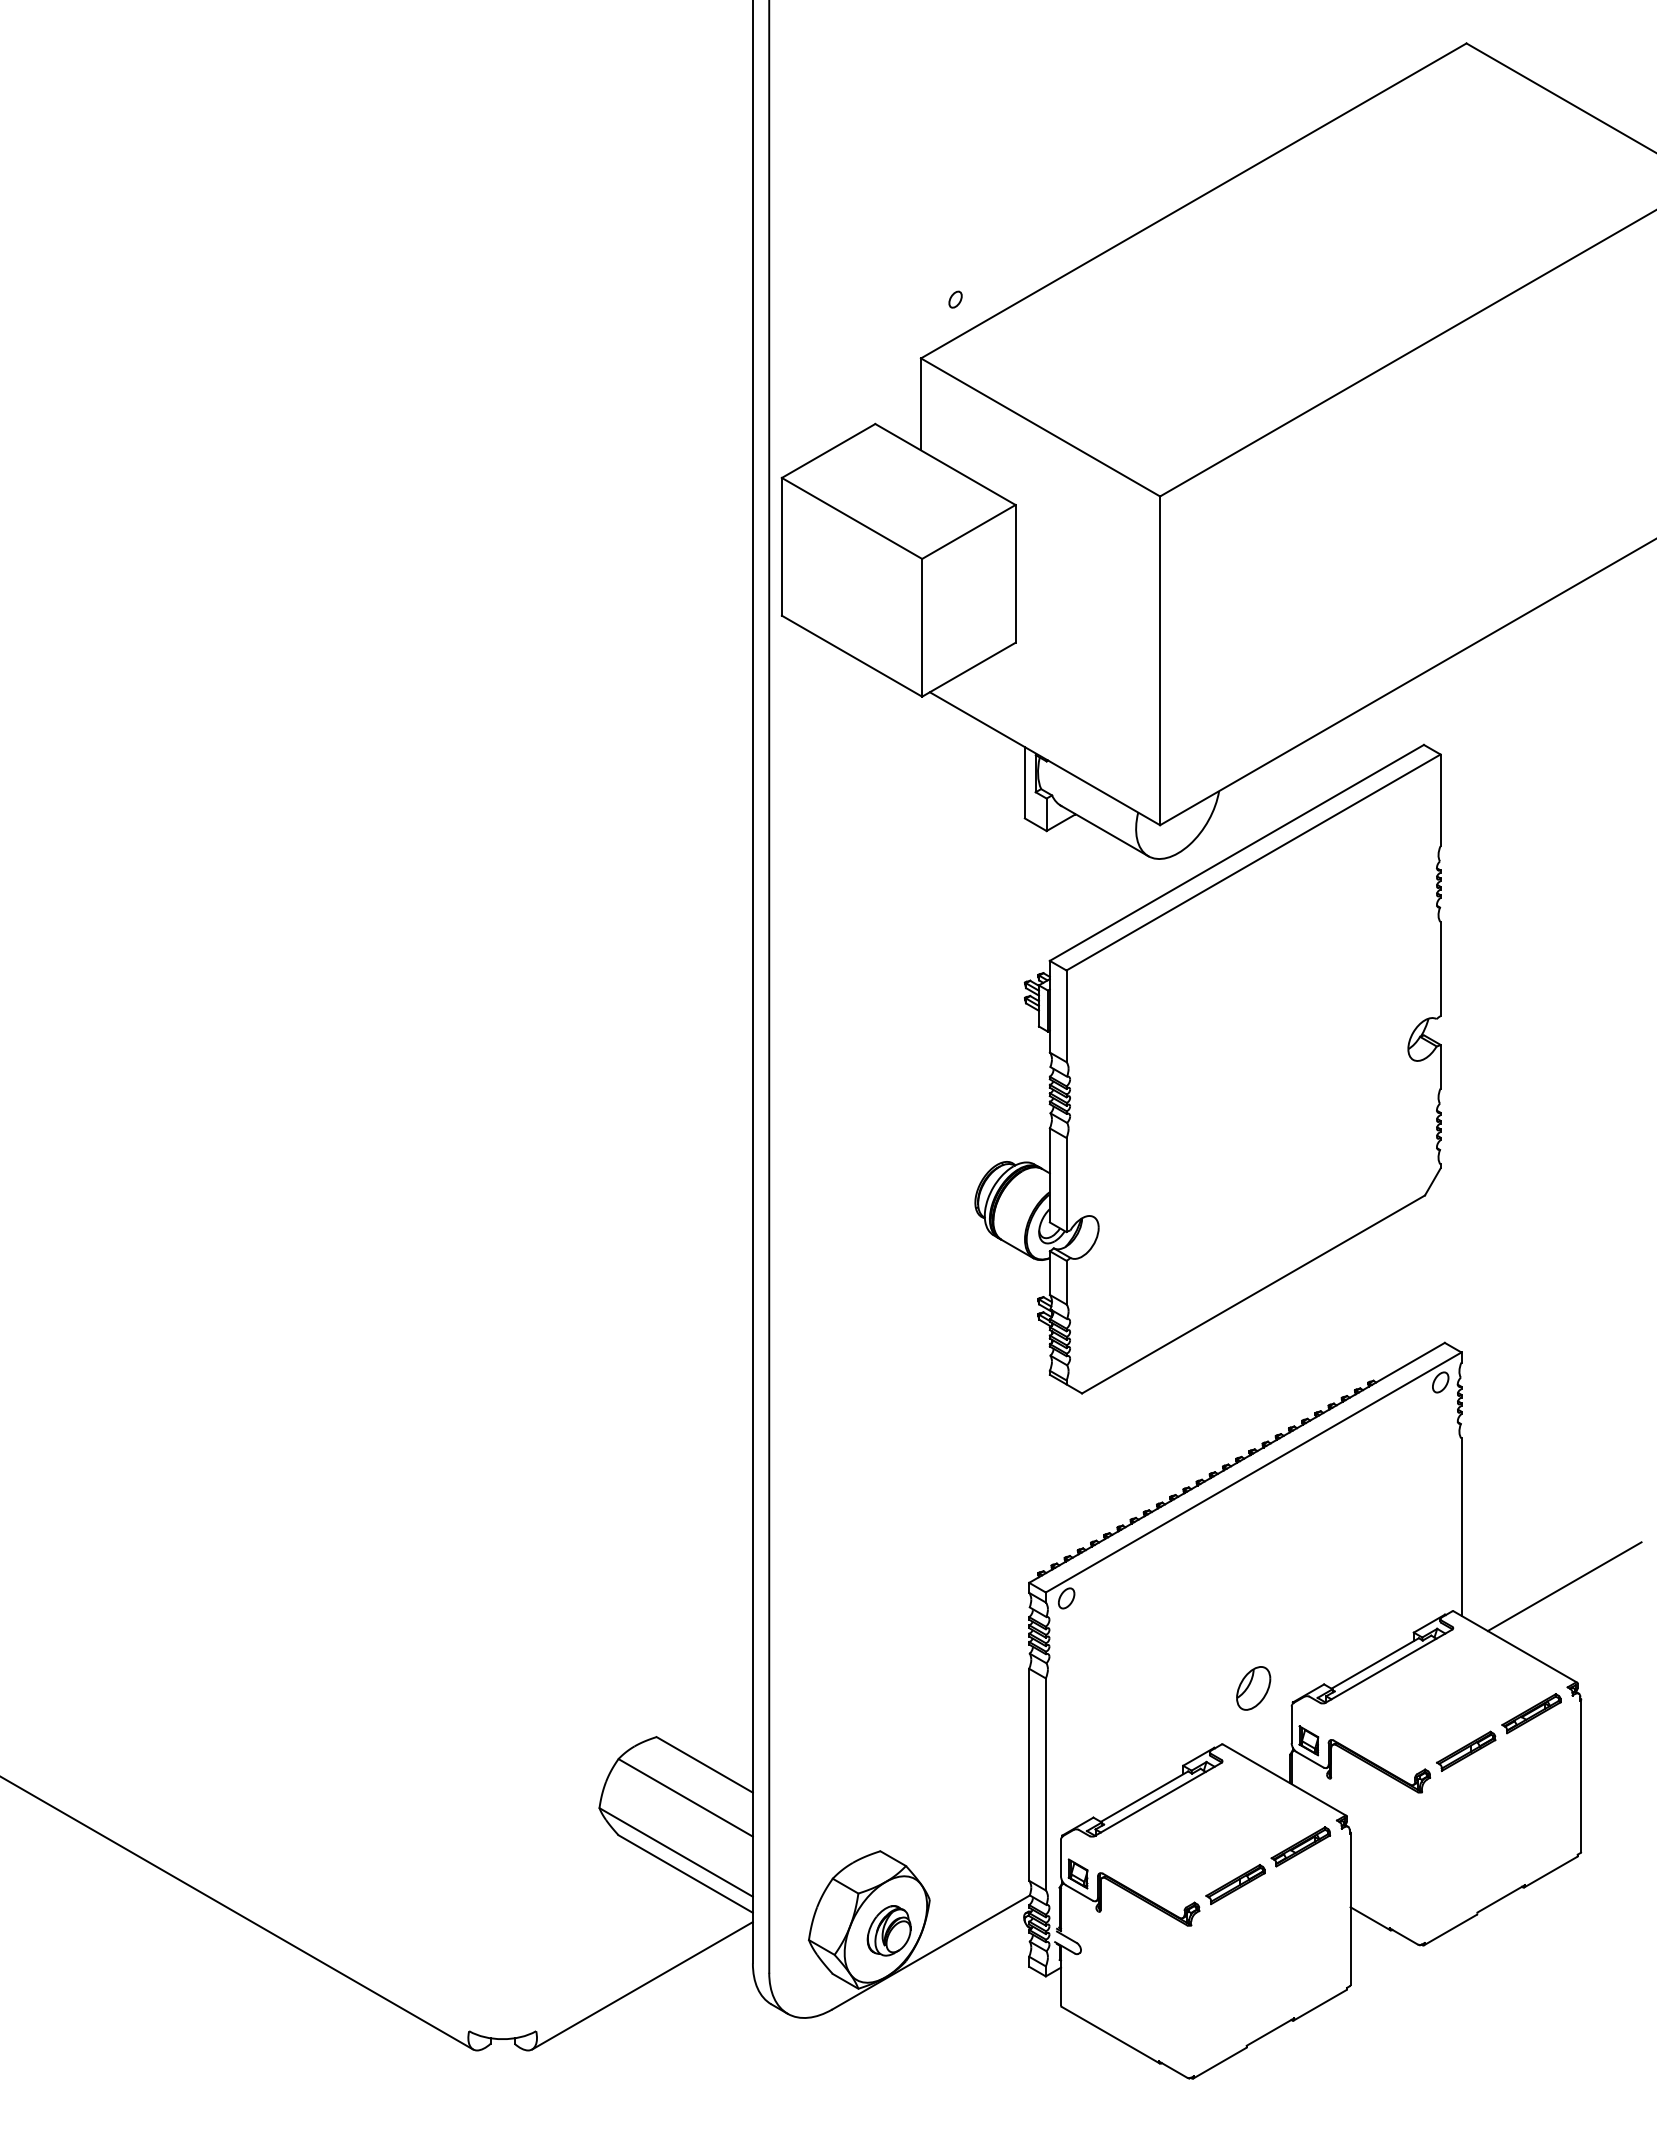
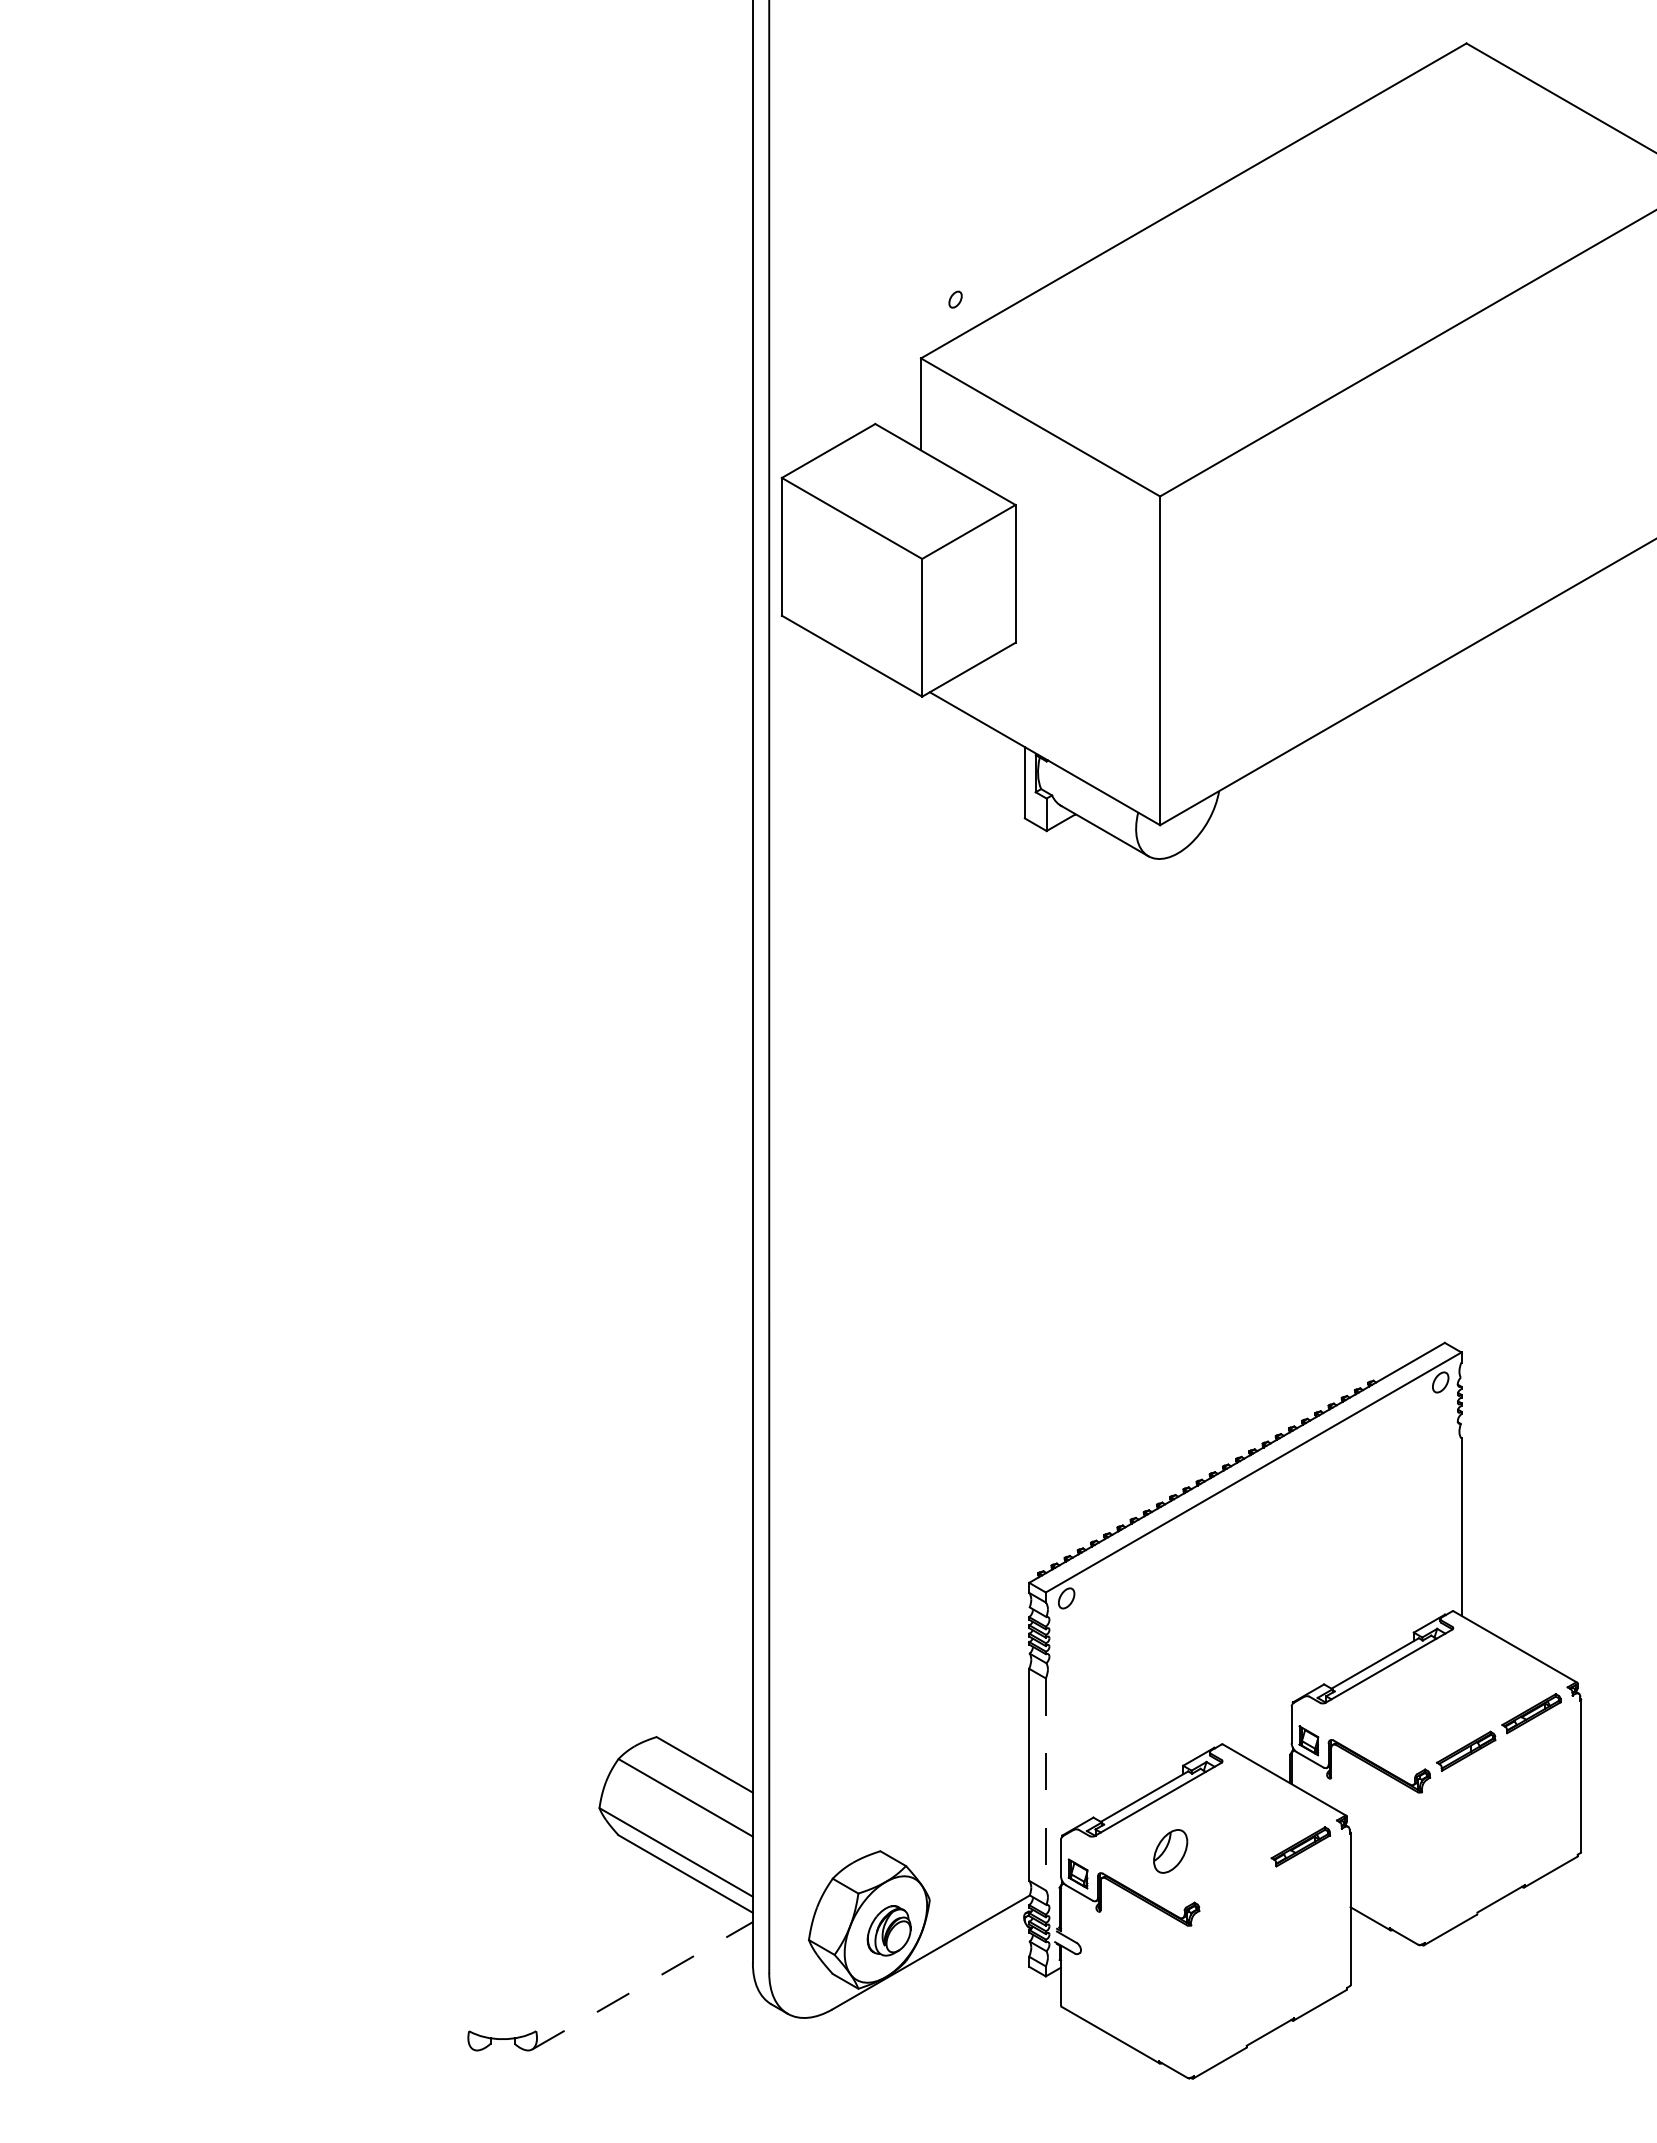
part: present -> none (1207, 1068)
line: present -> none (1564, 1586)
part position: (1253, 1688) -> (1170, 1851) (1170, 1851)
line: solid -> dashed (1045, 1784)
part: present -> none (1235, 1884)
line: present -> none (237, 1913)
line: solid -> dashed (643, 1985)
